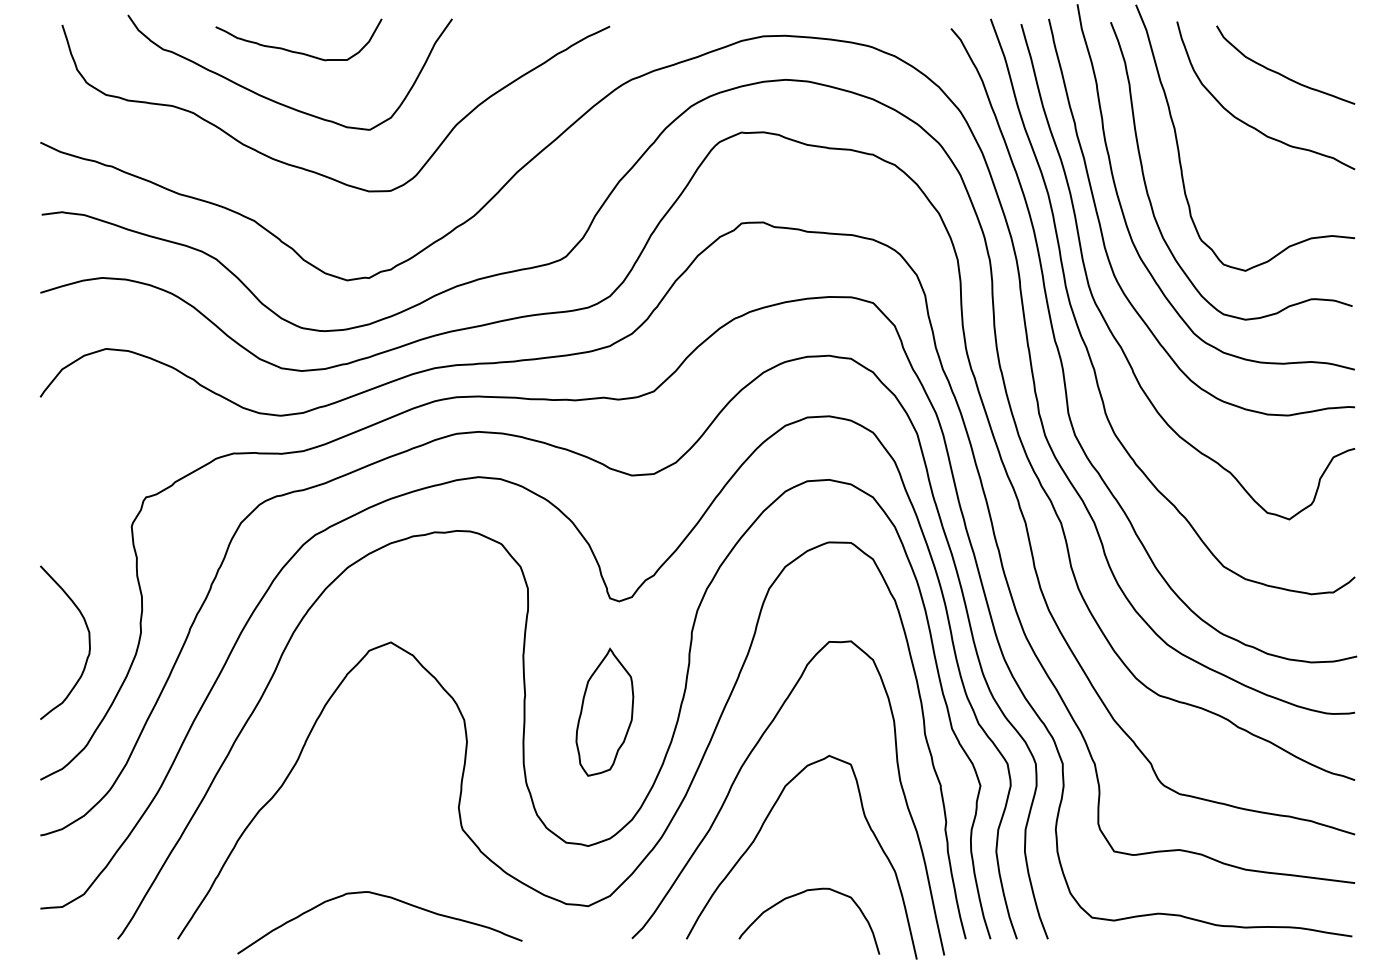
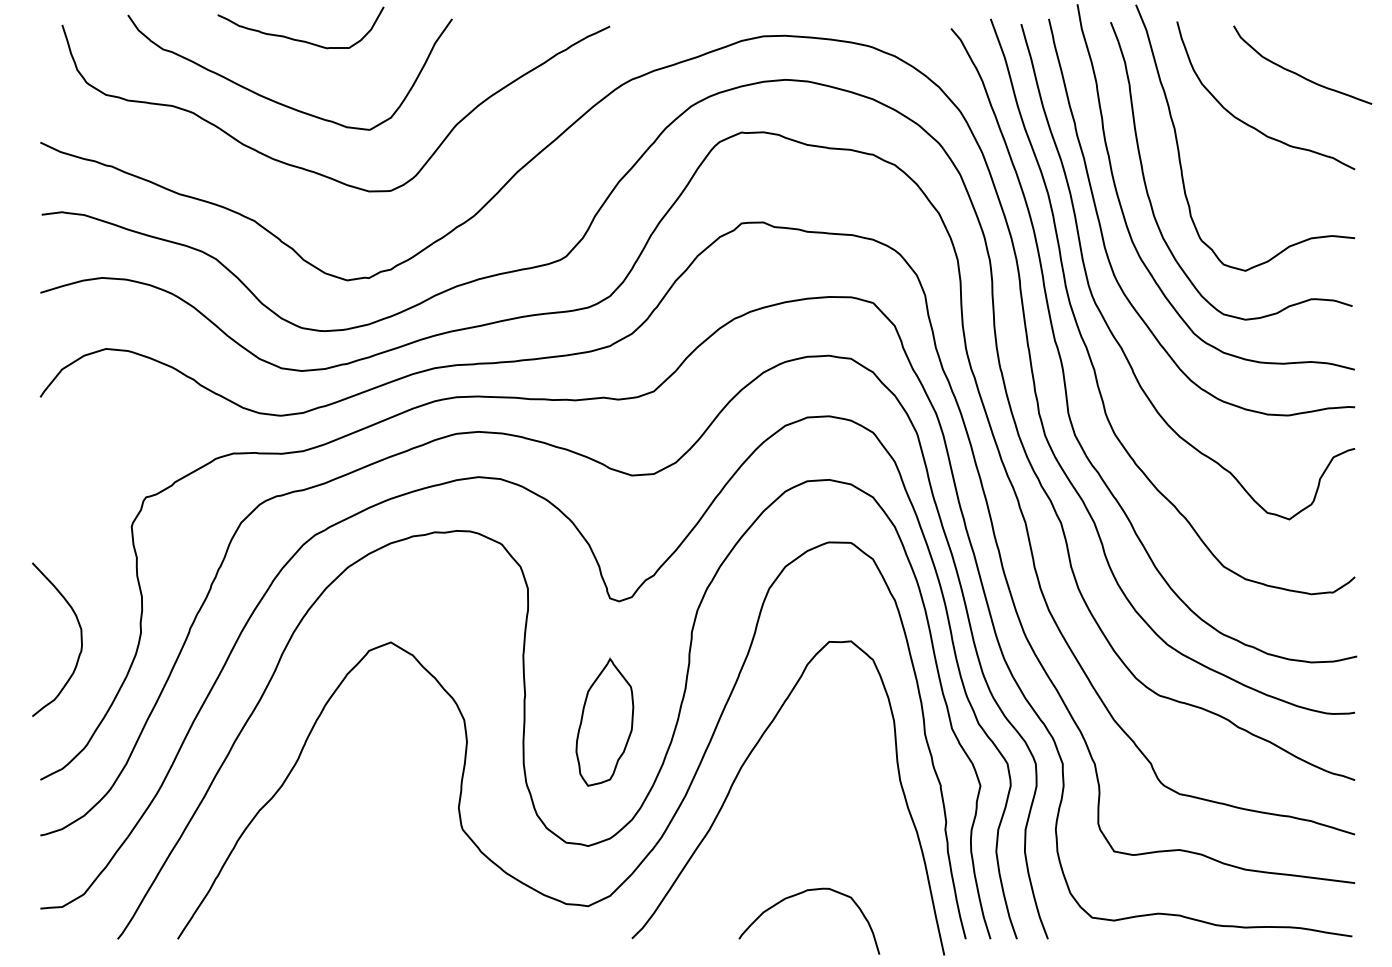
curve position: (297, 51) -> (299, 39) (299, 39)
curve position: (1281, 73) -> (1298, 73) (1298, 73)
curve position: (88, 642) -> (80, 639) (80, 639)
part position: (604, 711) -> (604, 721) (604, 721)
curve: present -> none (759, 833)
curve: present -> none (385, 897)
